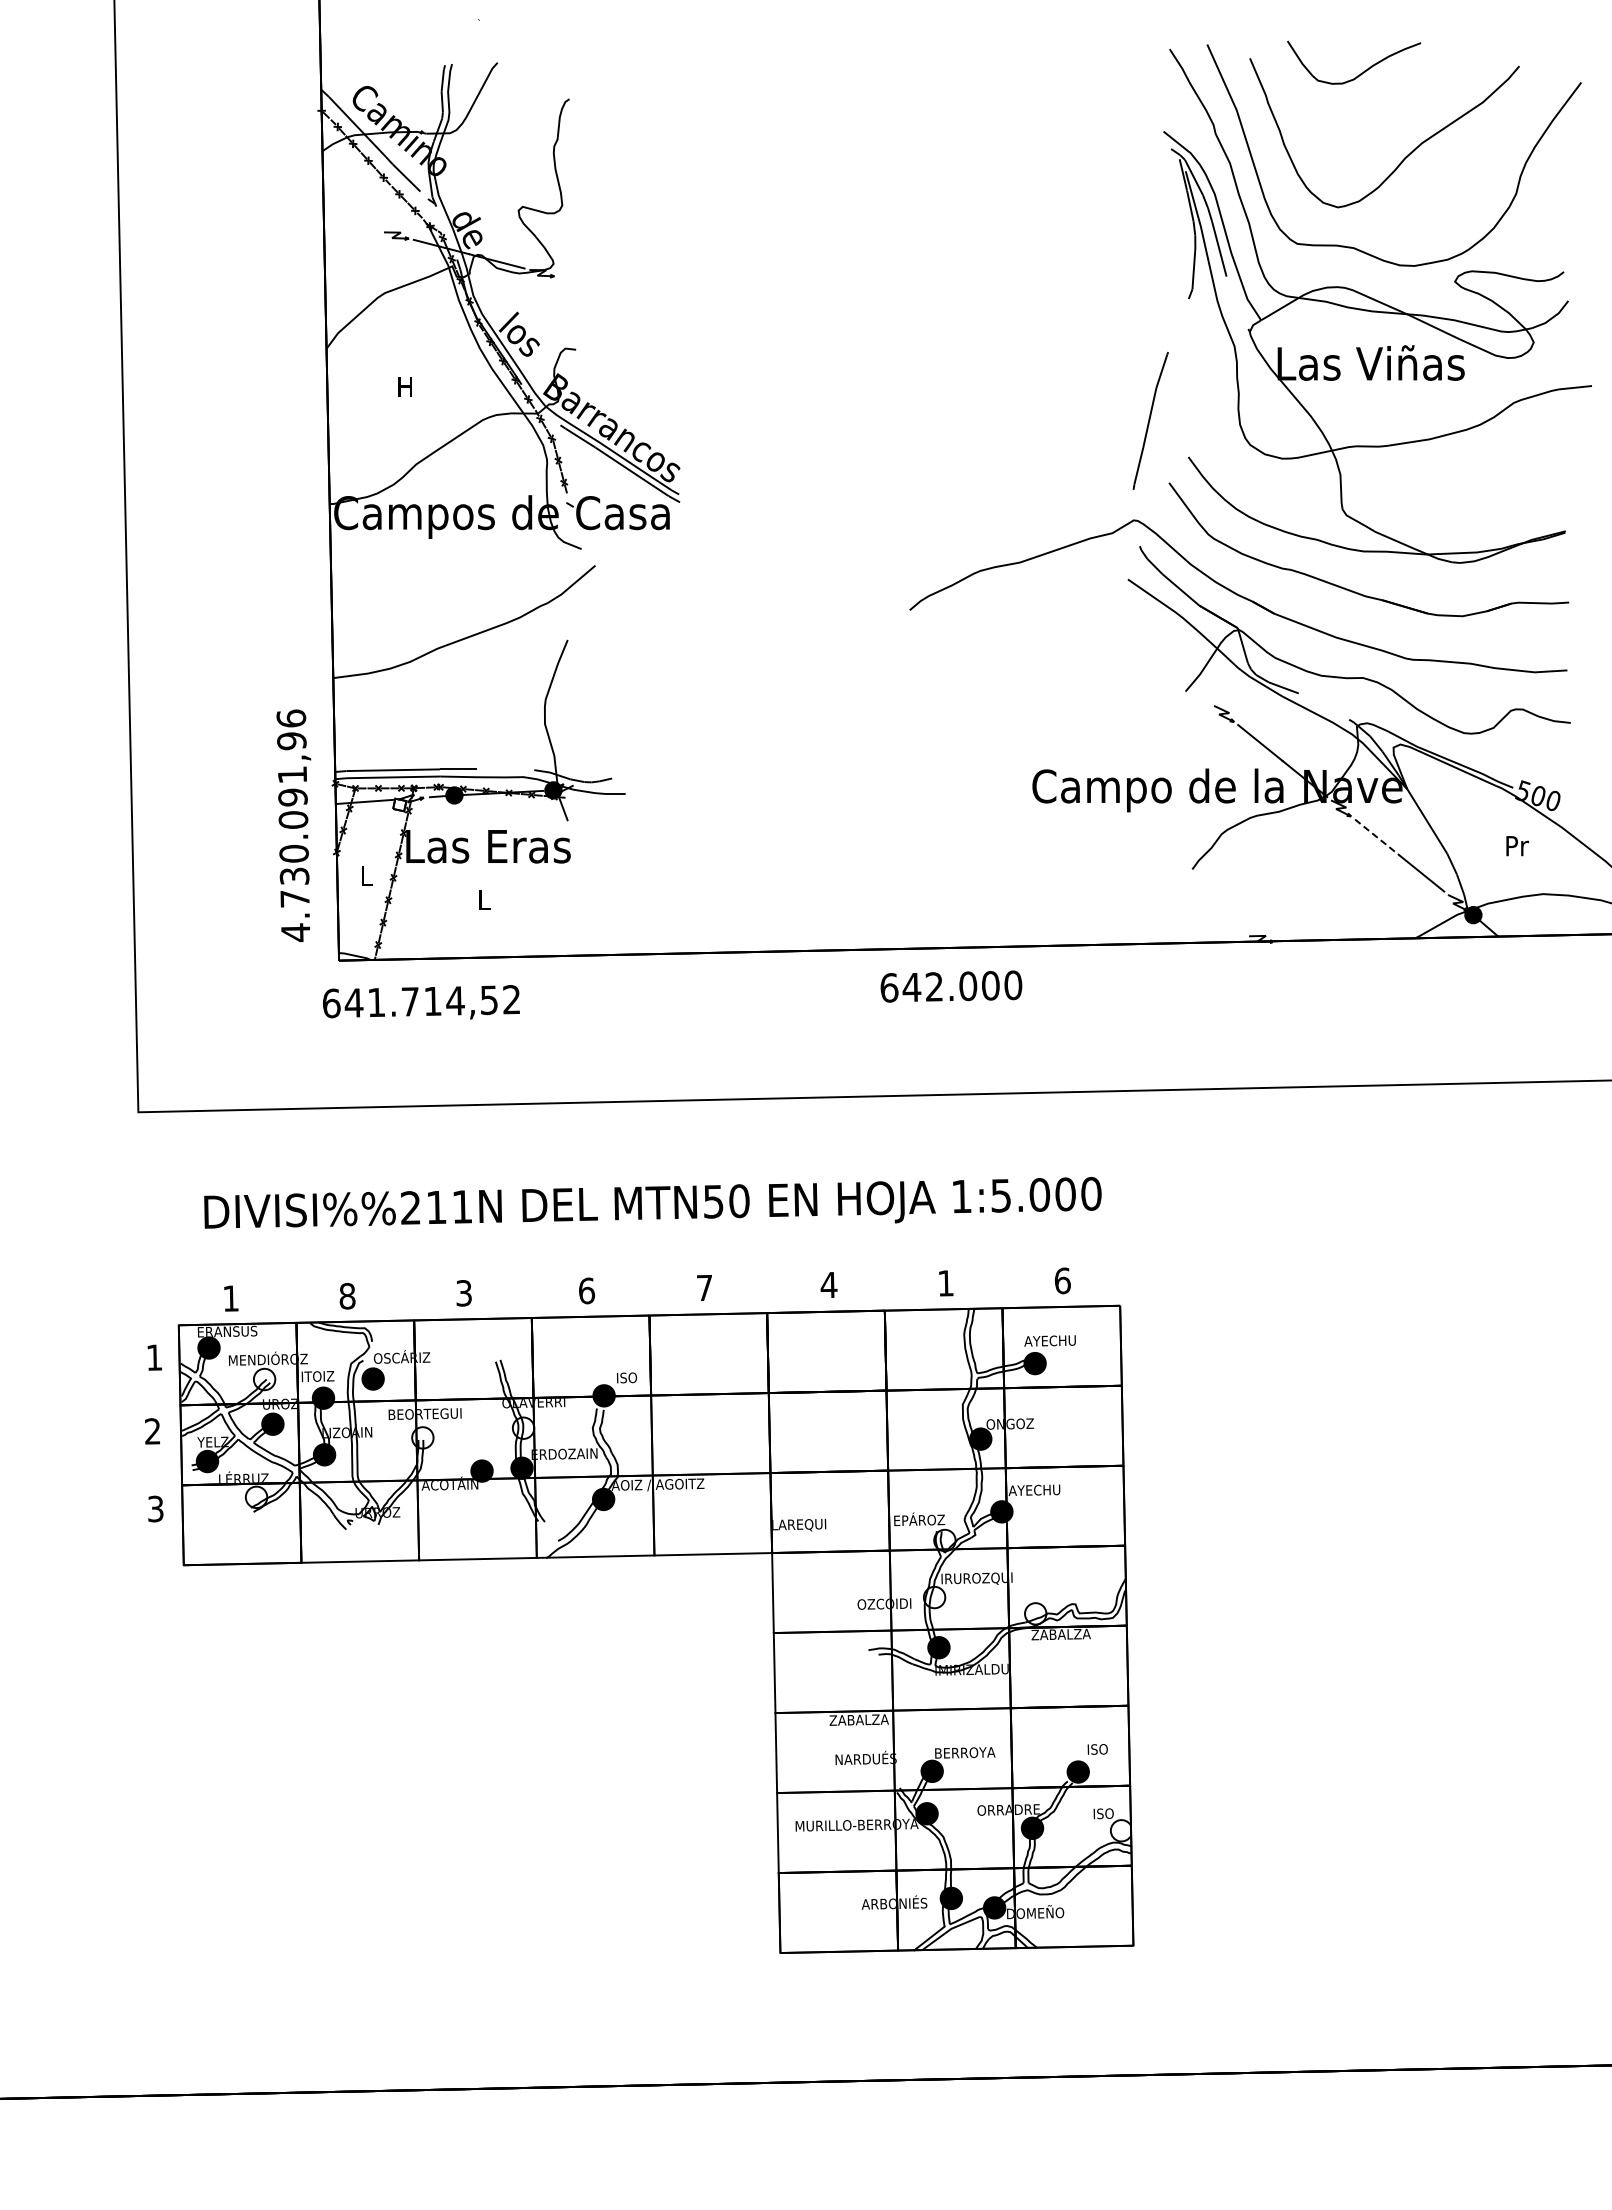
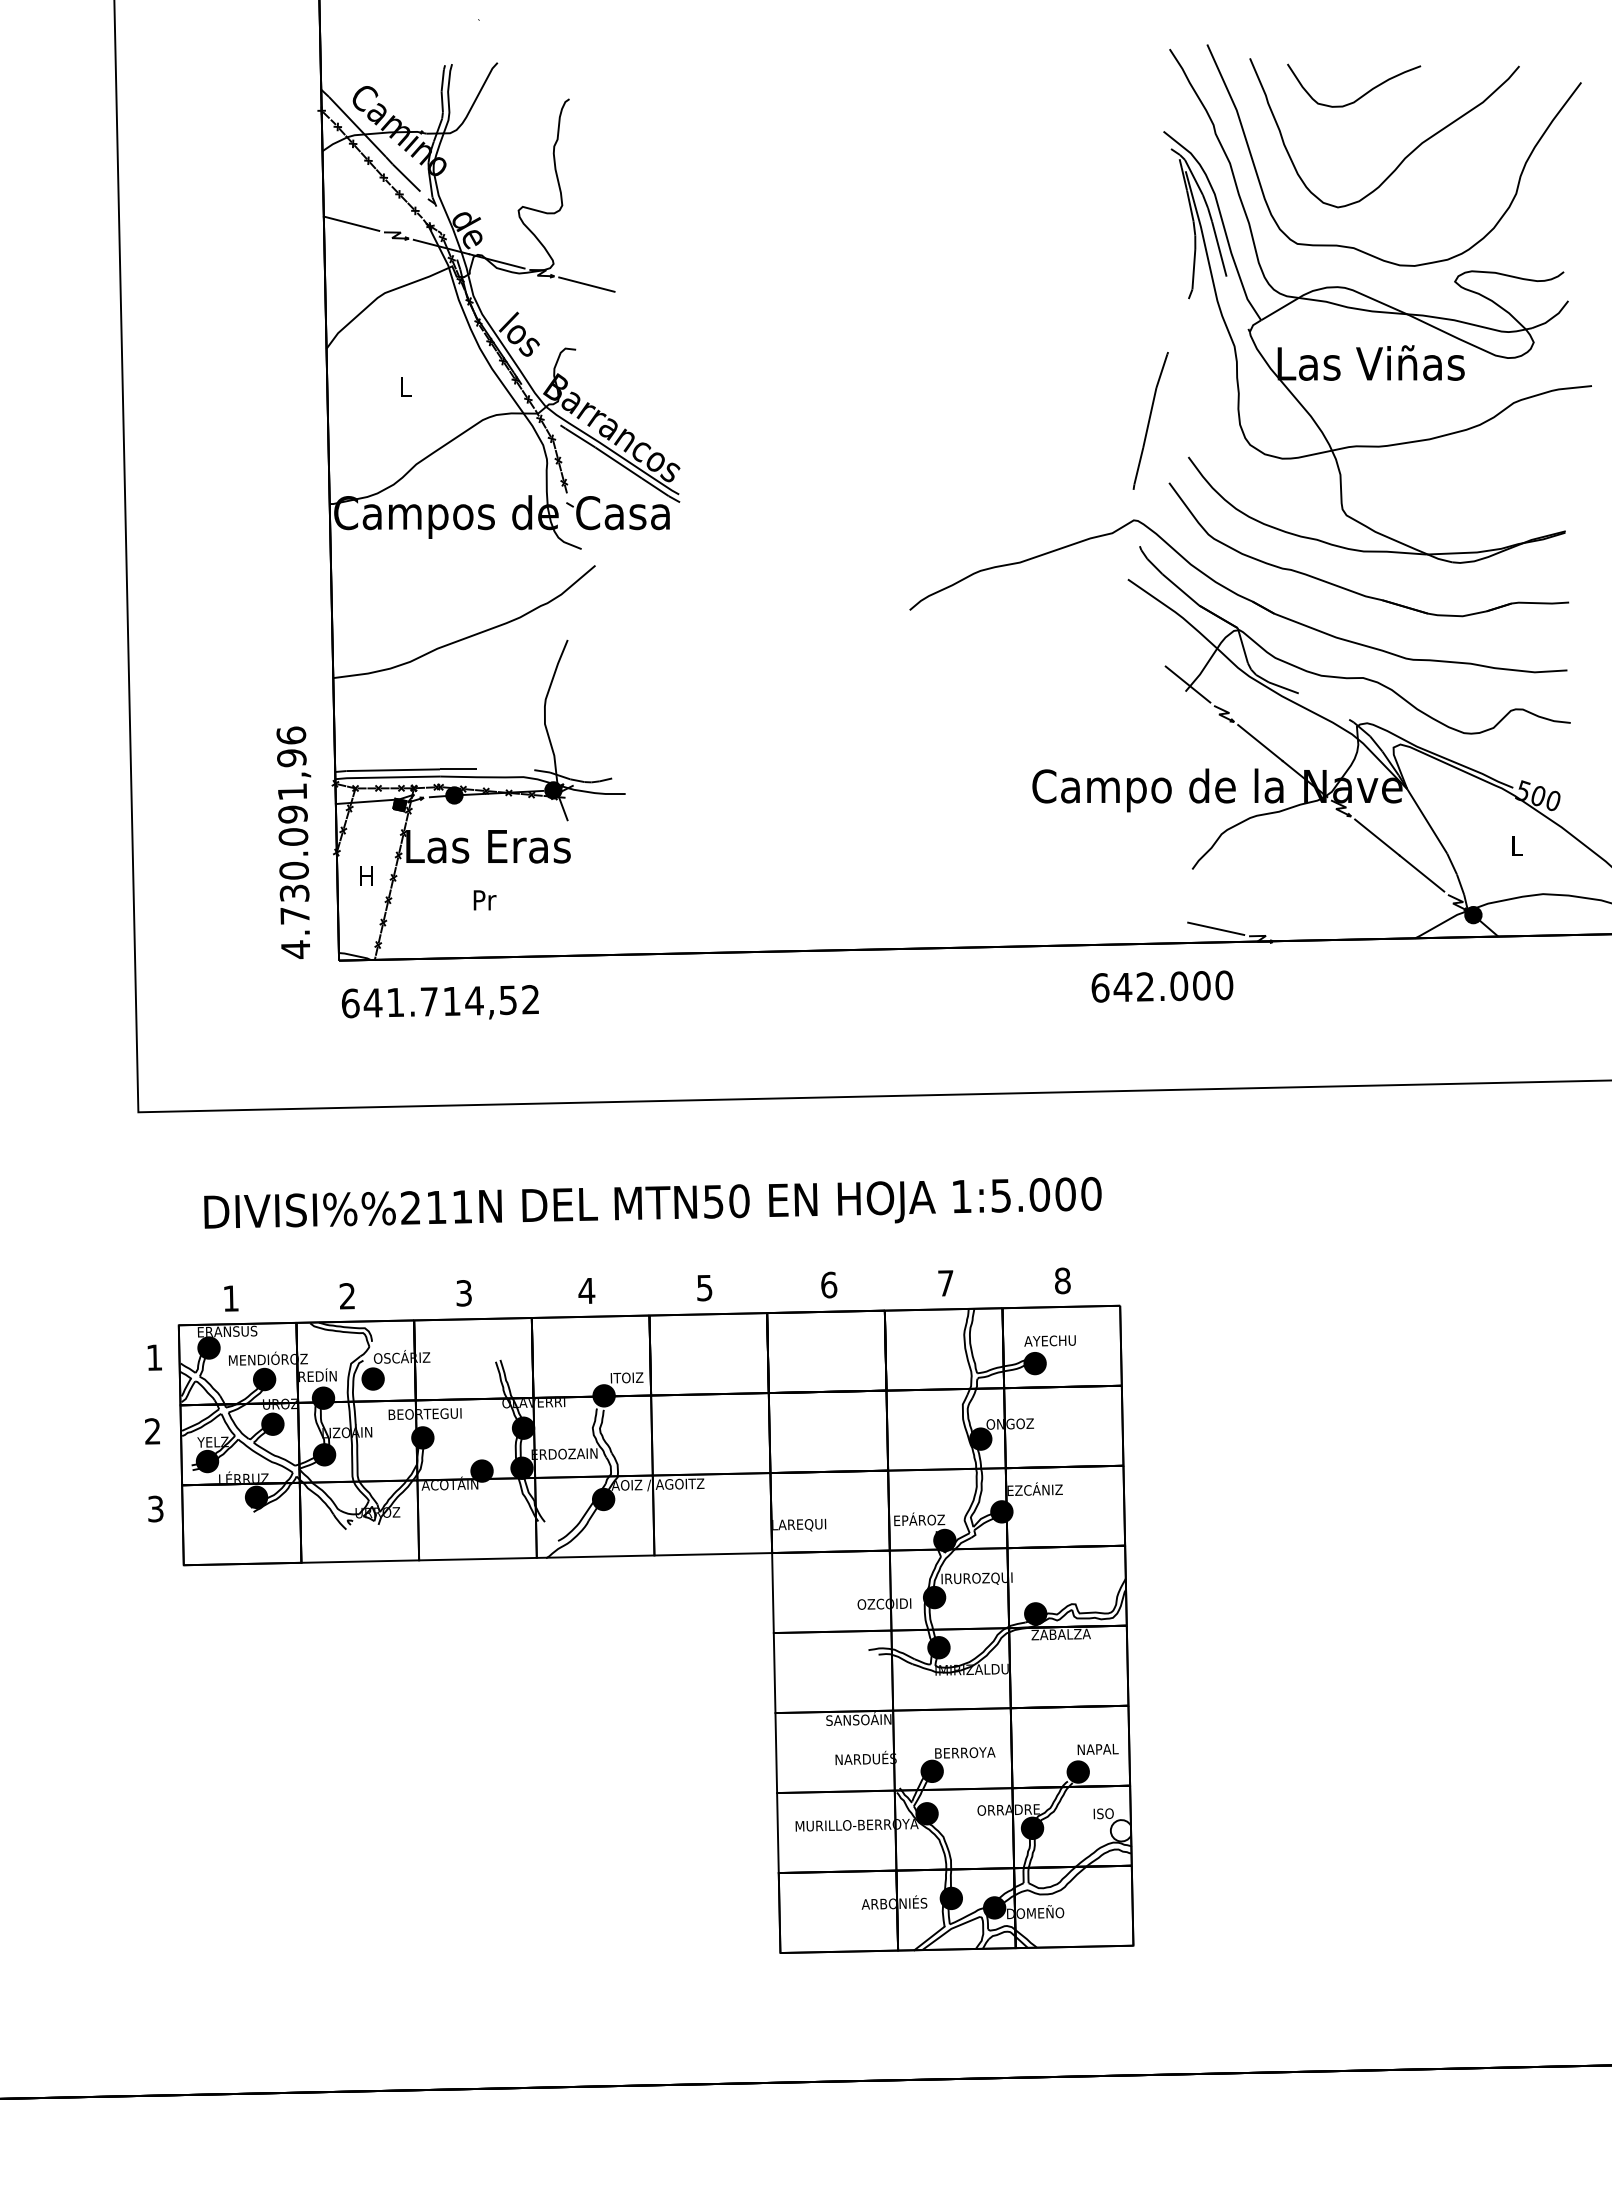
curve position: (1361, 72) -> (1361, 95) (1361, 95)
line: none -> present (351, 223)
line: none -> present (586, 284)
text: H -> L (404, 386)
line: none -> present (1187, 684)
fill: none -> present (399, 804)
text position: (293, 825) -> (293, 842) (293, 842)
line: dashed -> solid (1377, 837)
text: Pr -> L (1517, 846)
text: L -> H (366, 875)
text: L -> Pr (484, 900)
line: none -> present (1216, 928)
text position: (951, 986) -> (1162, 986) (1162, 986)
text position: (421, 1002) -> (440, 1002) (440, 1002)
text: 6 -> 8 (1062, 1280)
text: 1 -> 7 (945, 1283)
text: 4 -> 6 (828, 1284)
text: 7 -> 5 (704, 1288)
text: 6 -> 4 (586, 1290)
text: 8 -> 2 (347, 1296)
text: ITOIZ -> REDÍN (317, 1375)
text: ISO -> ITOIZ (626, 1377)
fill: none -> present (264, 1379)
fill: none -> present (523, 1427)
fill: none -> present (422, 1437)
text: AYECHU -> EZCÁNIZ (1034, 1488)
fill: none -> present (256, 1497)
fill: none -> present (944, 1540)
fill: none -> present (934, 1597)
fill: none -> present (1035, 1613)
text: ZABALZA -> SANSOÁIN (858, 1718)
text: ISO -> NAPAL (1097, 1748)
